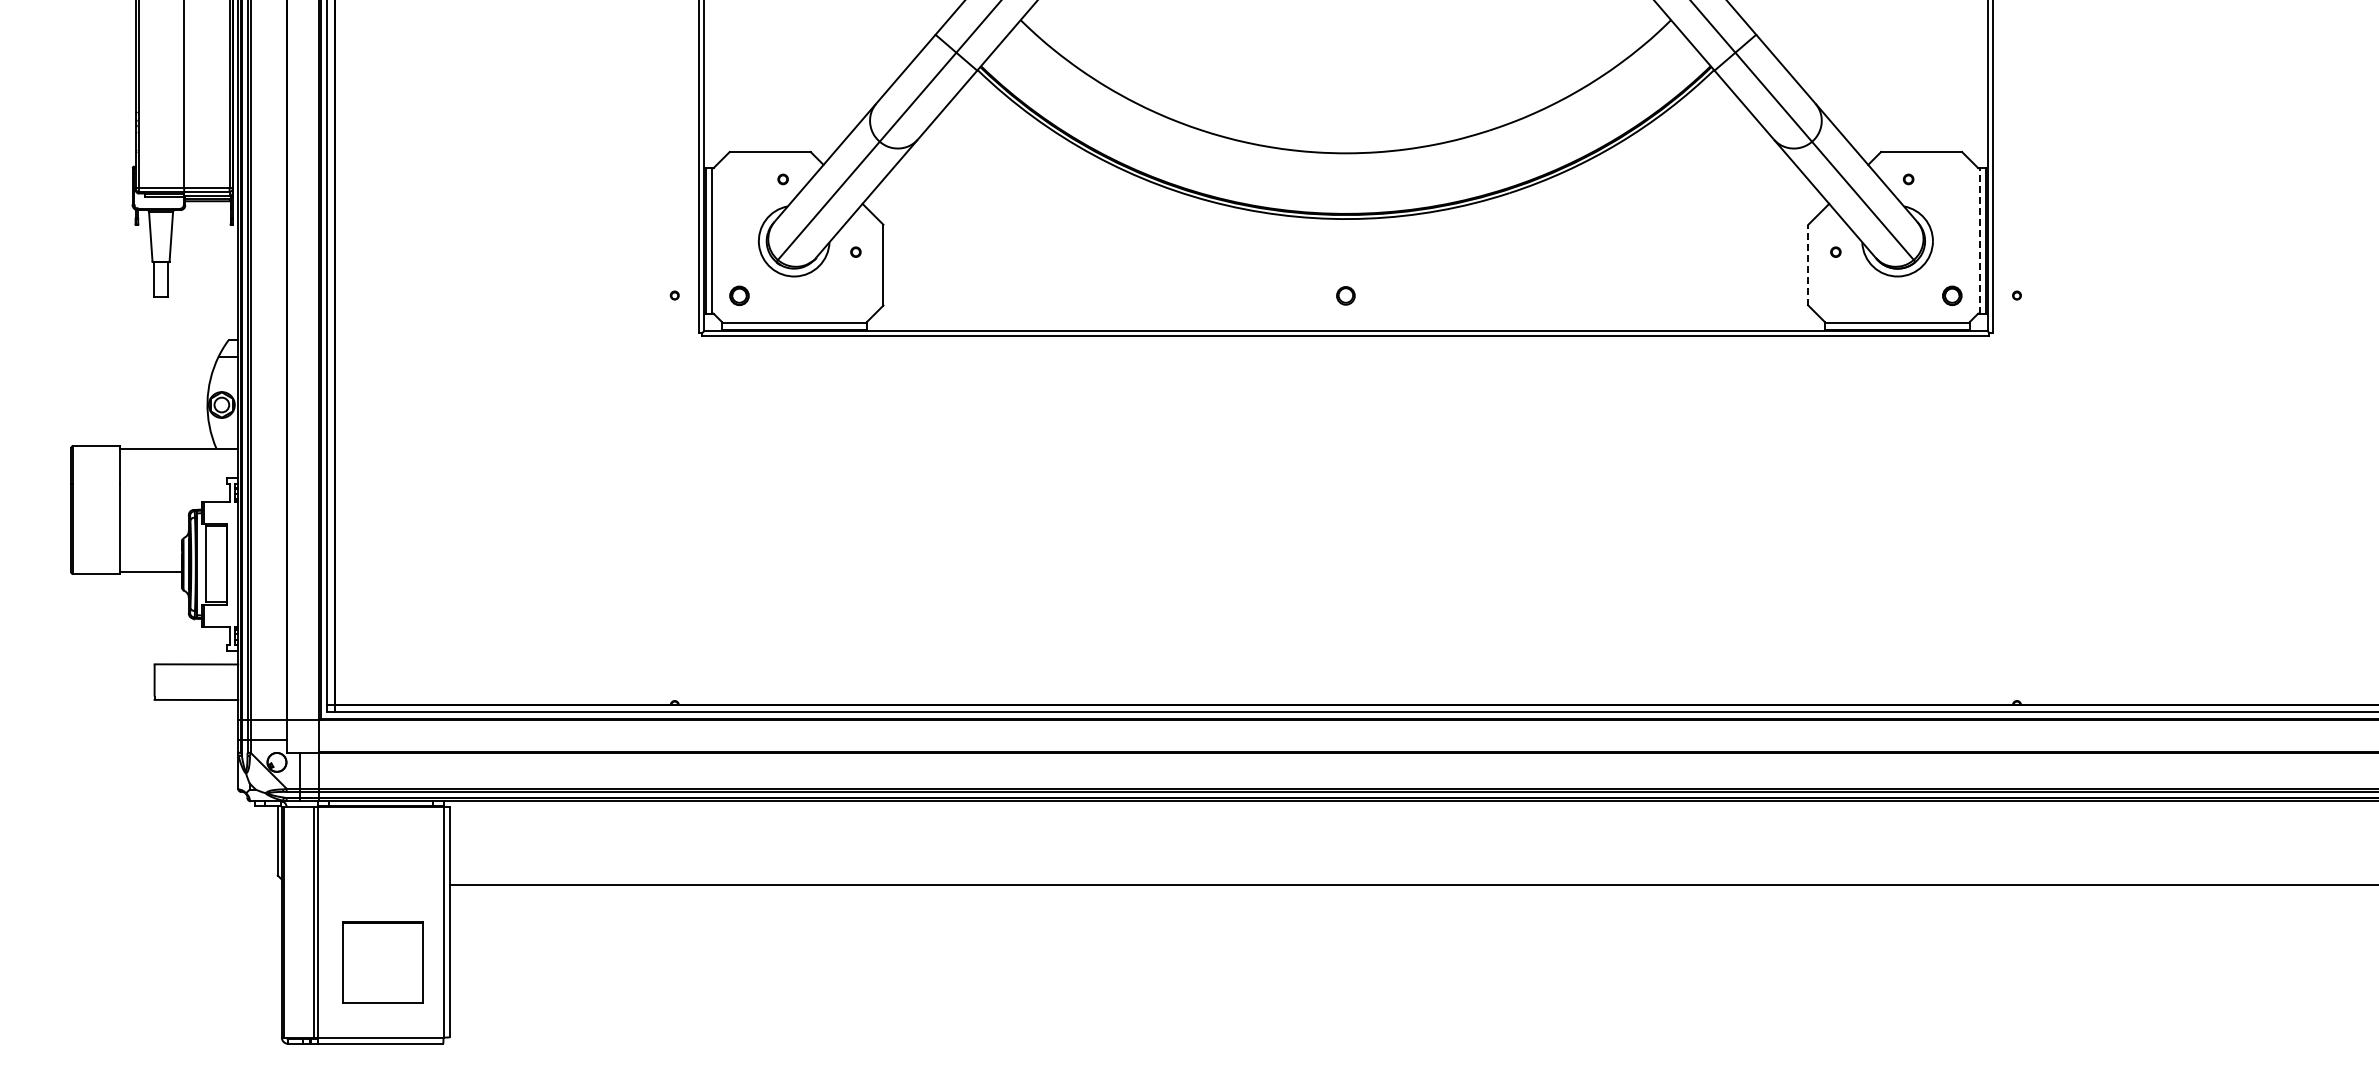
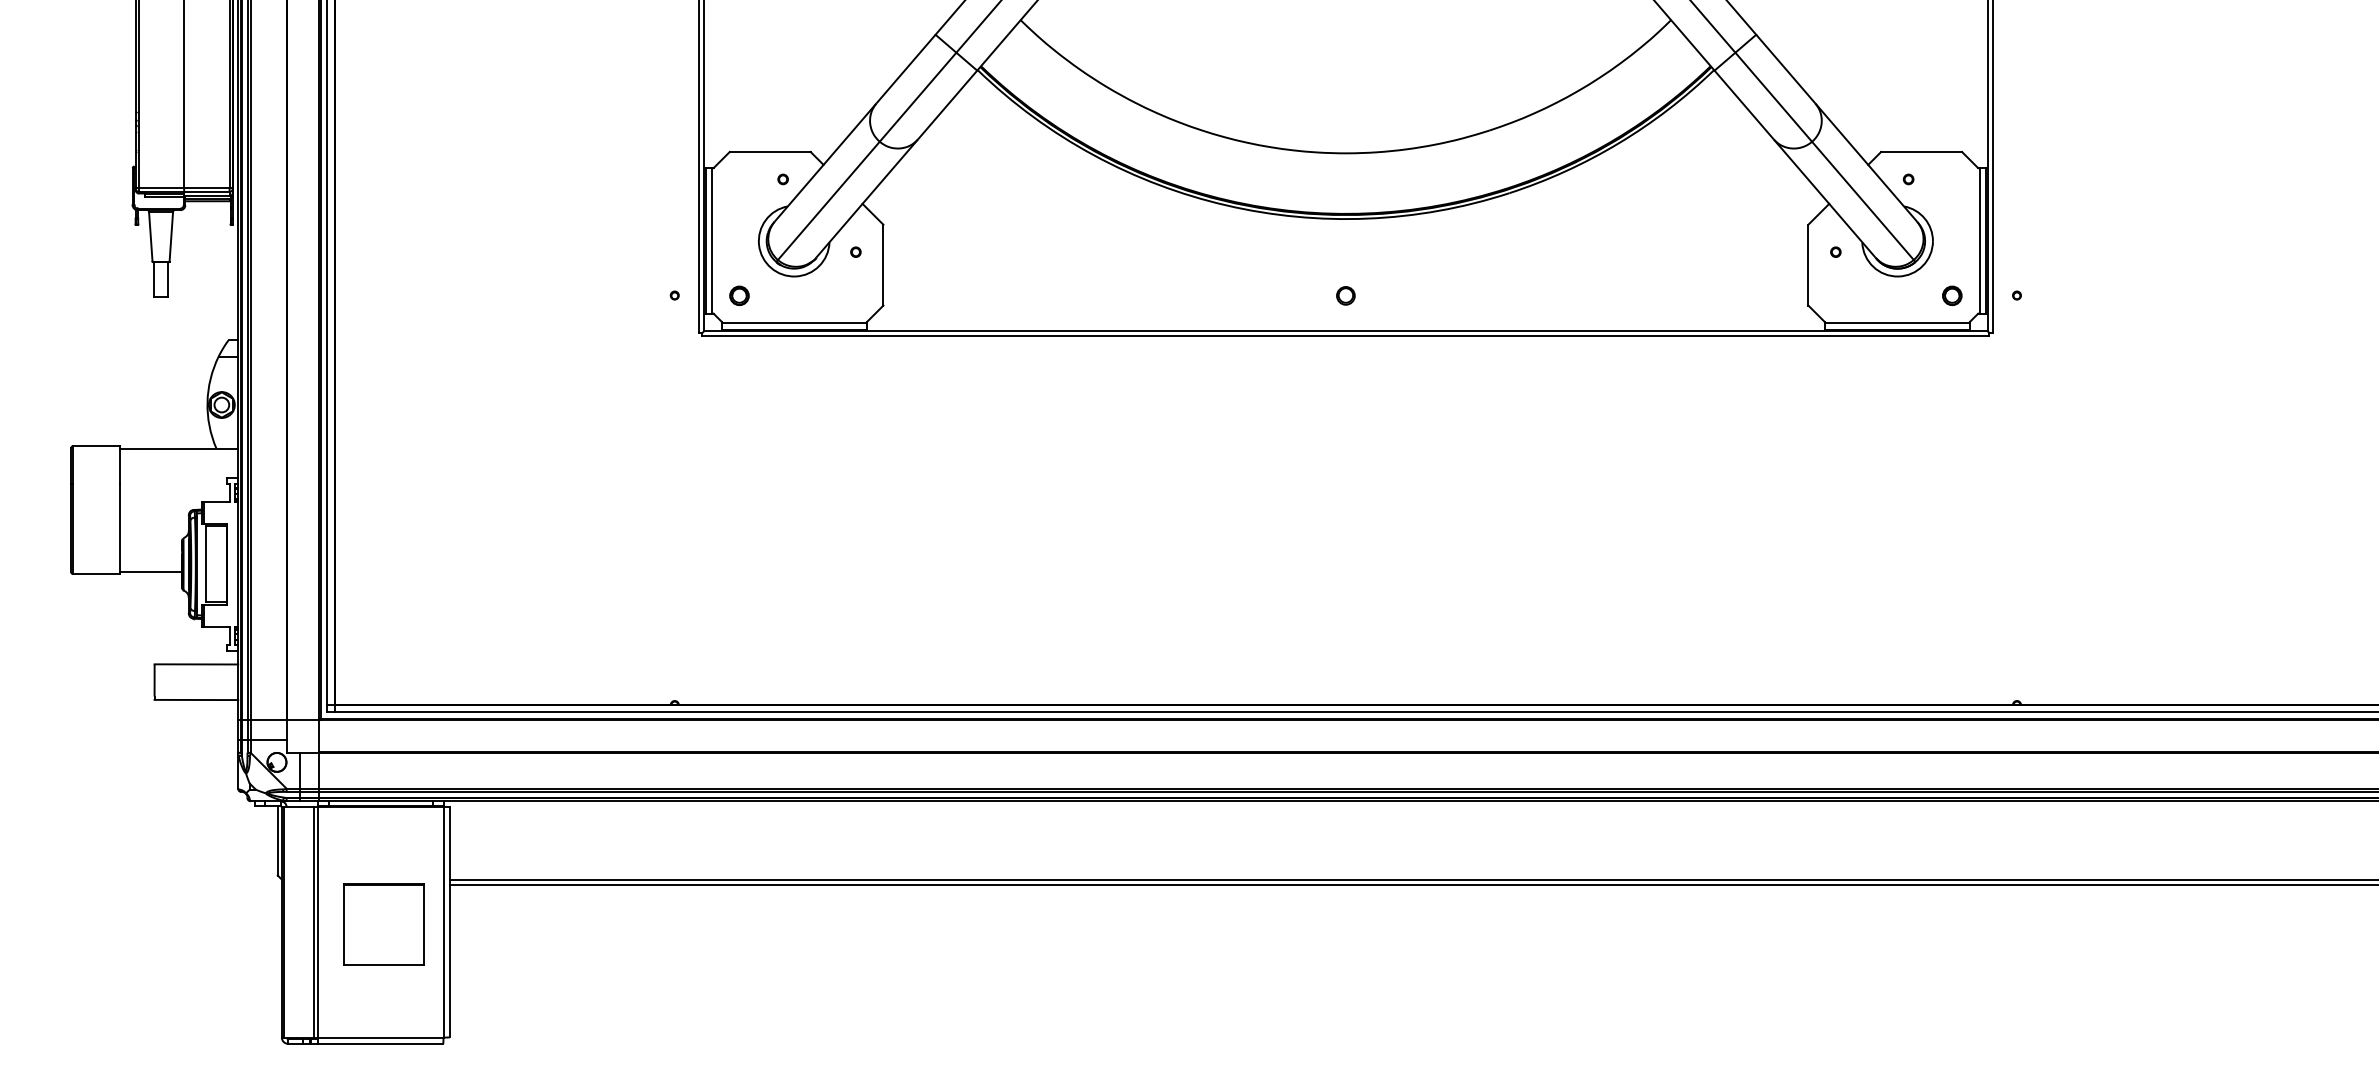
line: dashed -> solid (1979, 240)
line: dashed -> solid (1808, 264)
line: none -> present (1412, 880)
part position: (382, 962) -> (383, 924) (383, 924)
